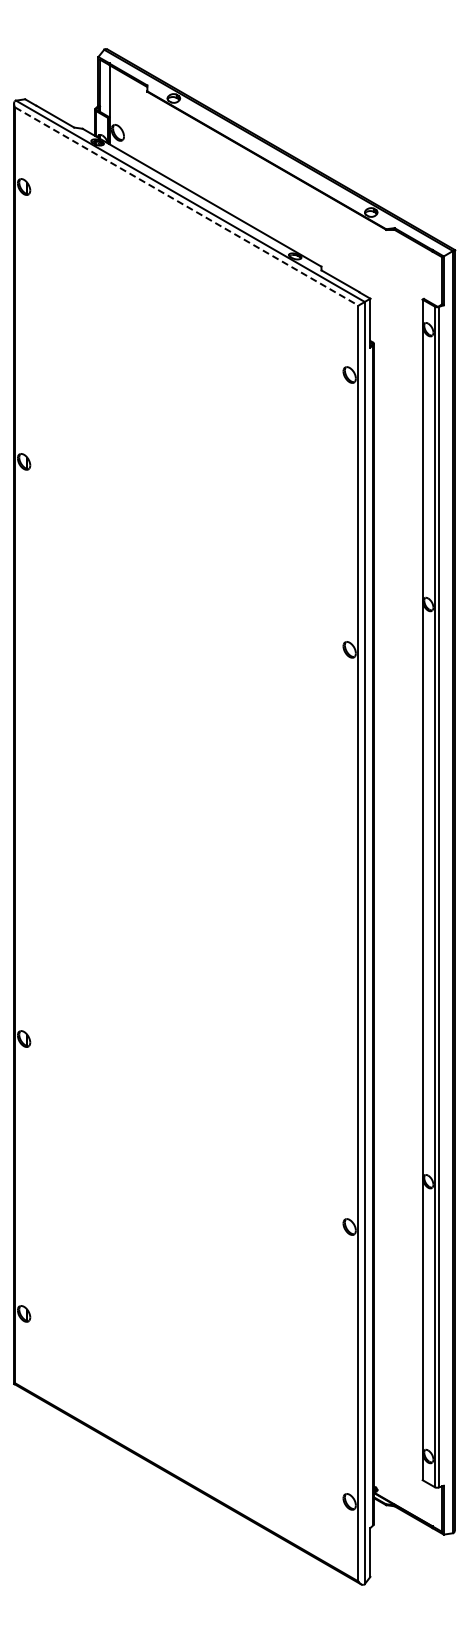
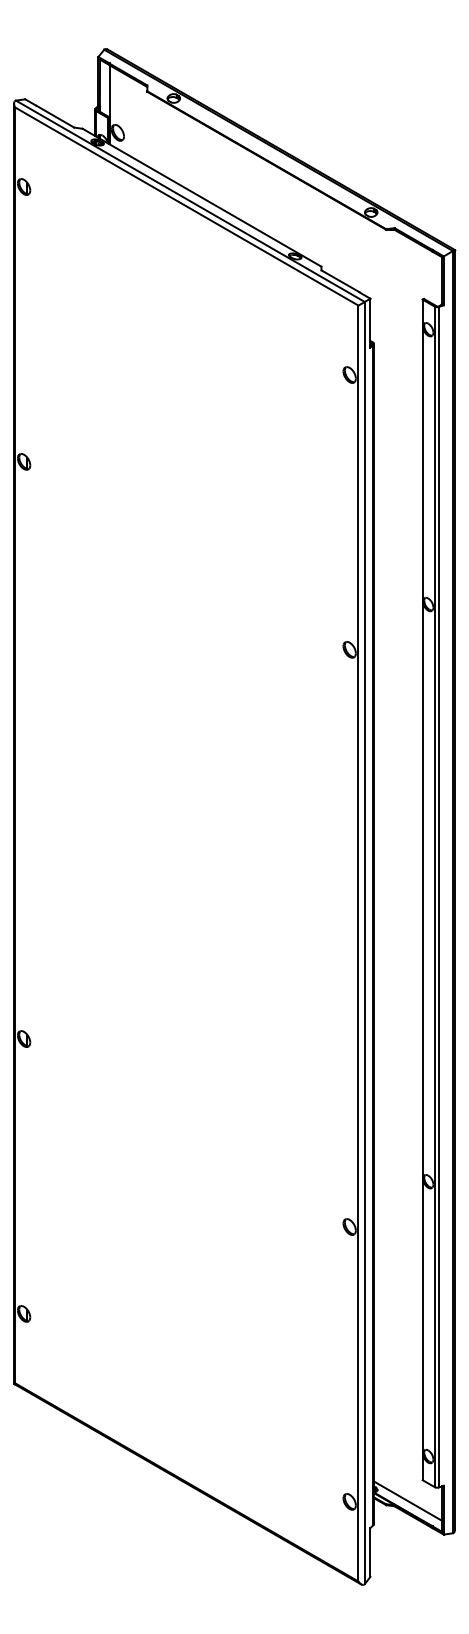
line: dashed -> solid (187, 206)
line: none -> present (407, 1500)
